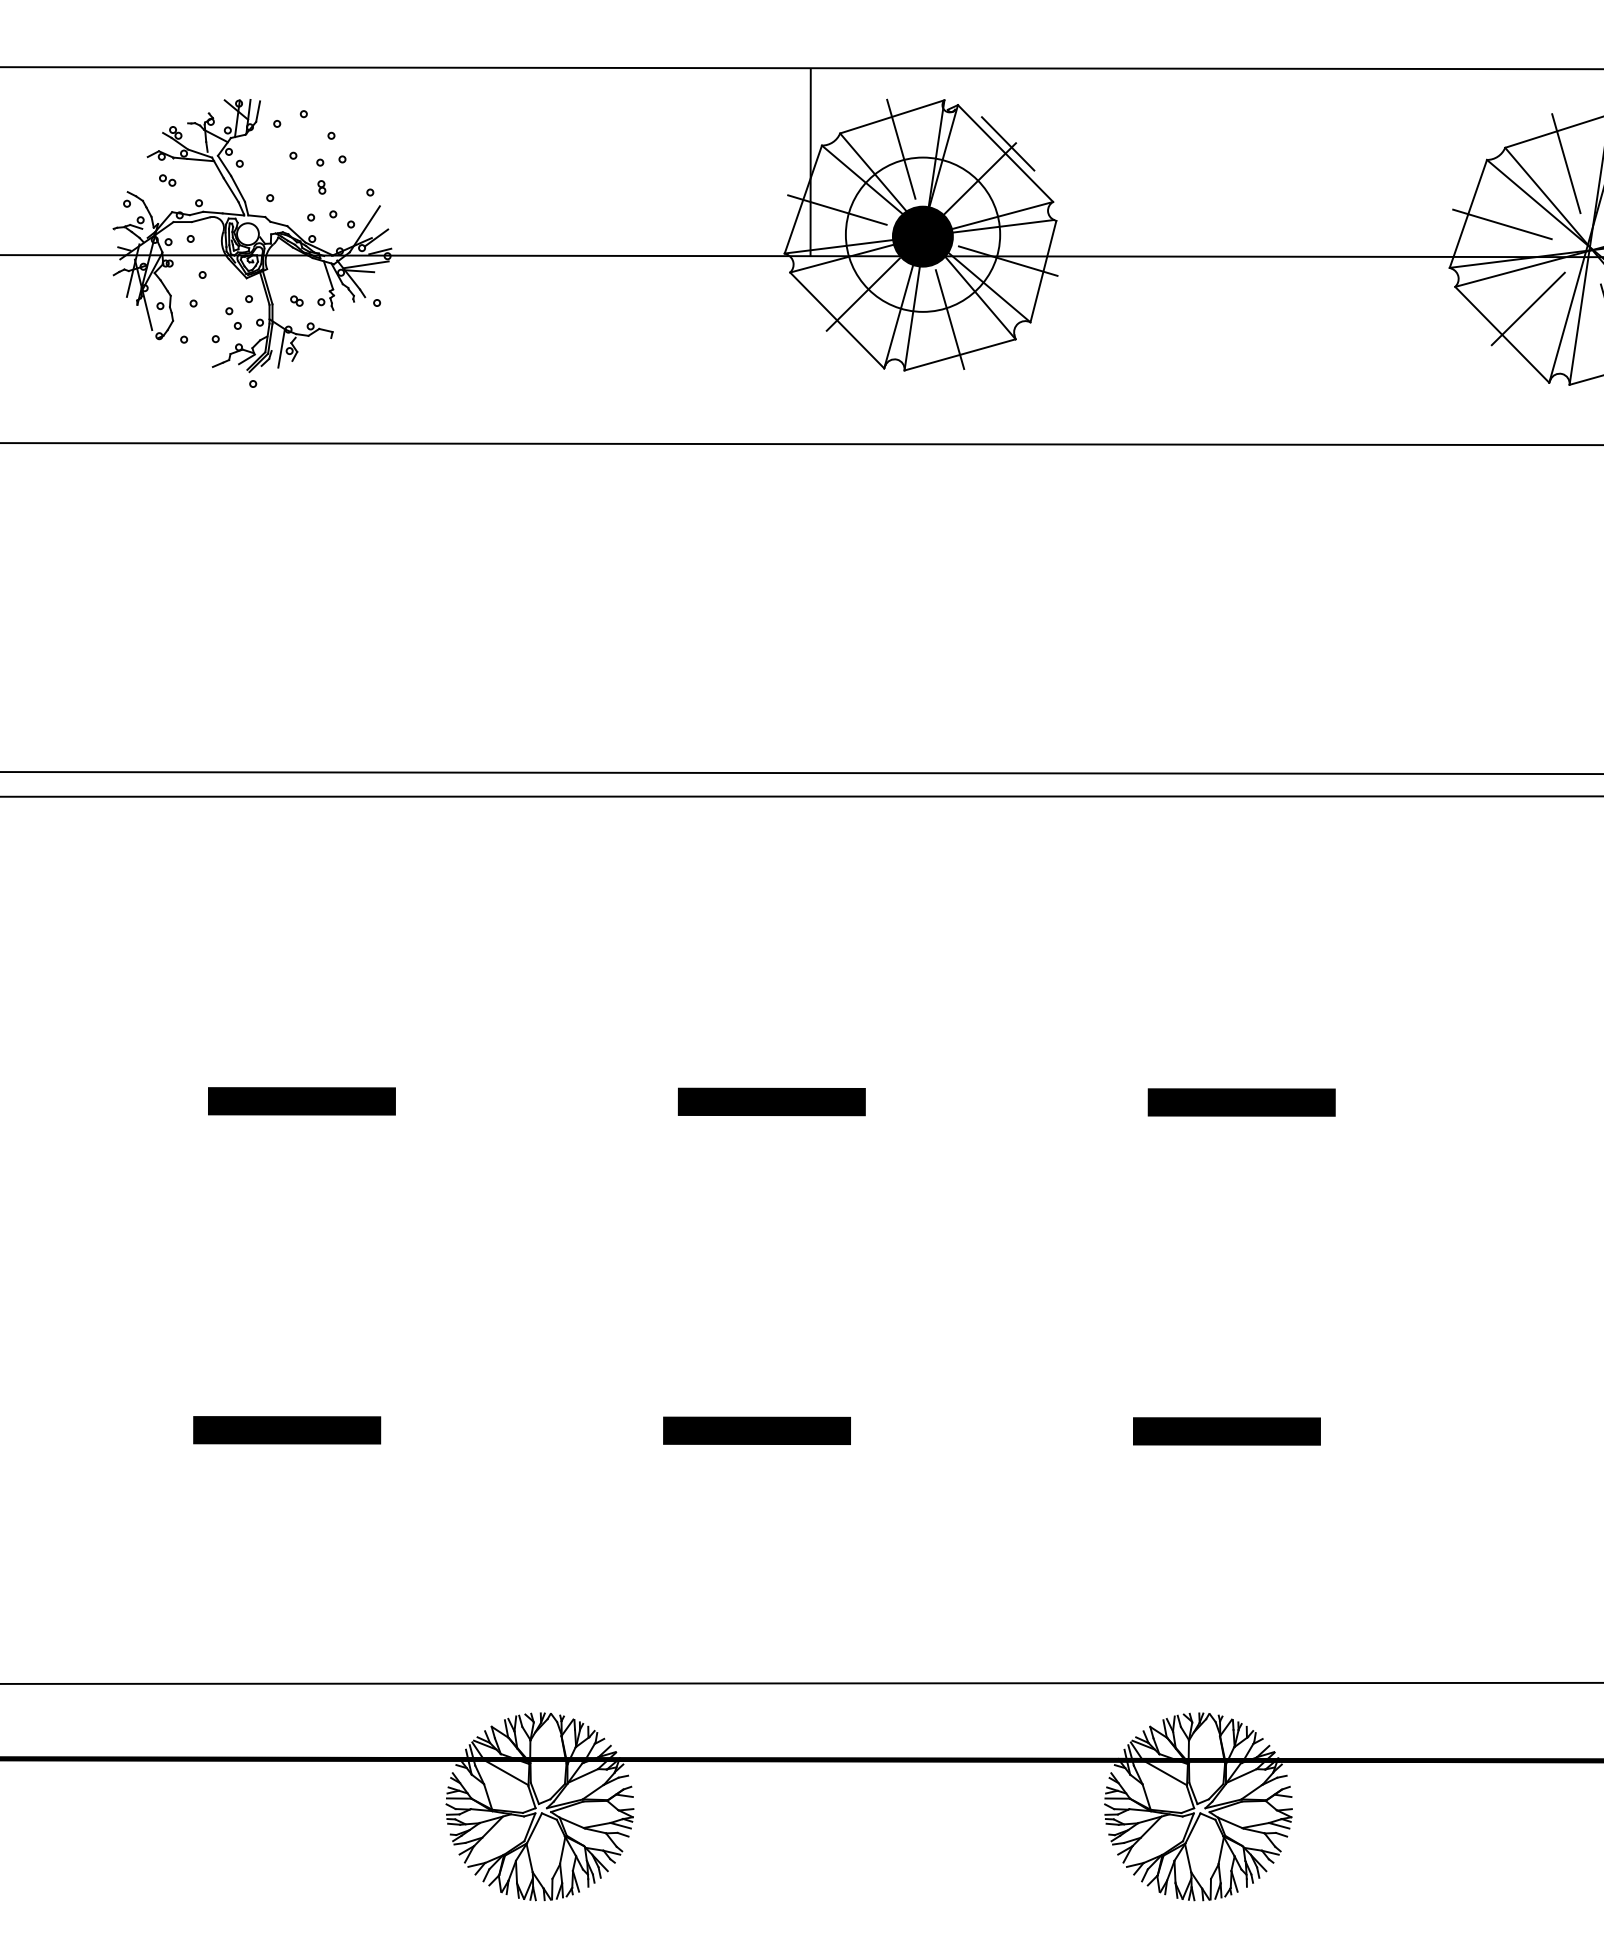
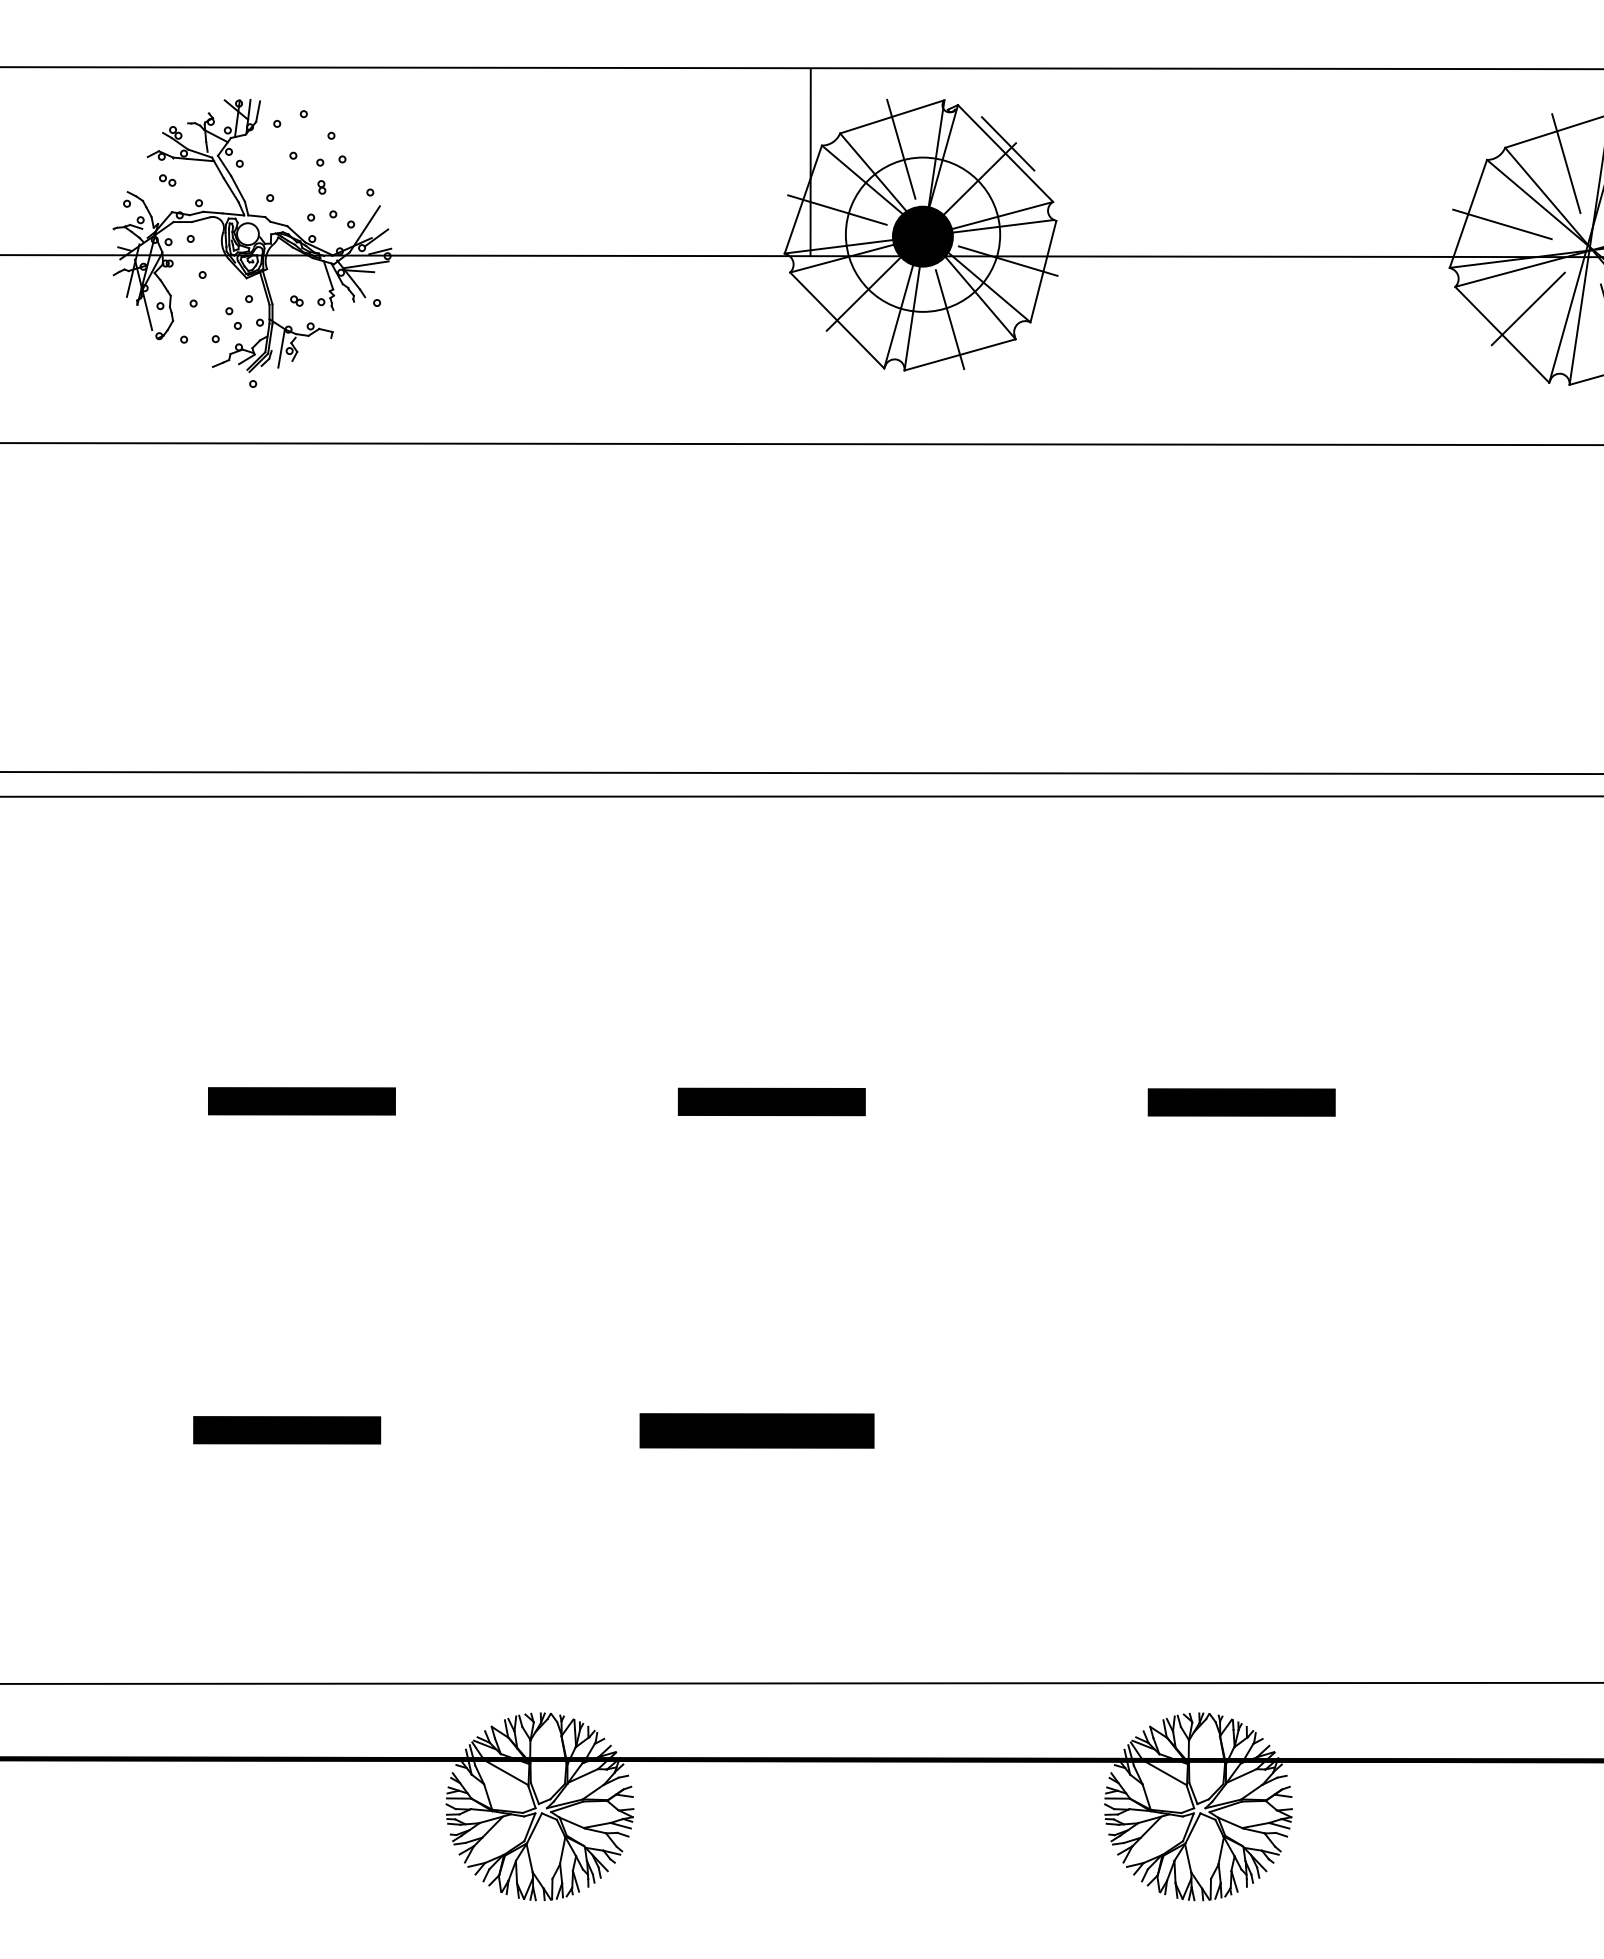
part size: 188x29 px -> 236x36 px (756, 1430)
part: present -> none (1226, 1431)
